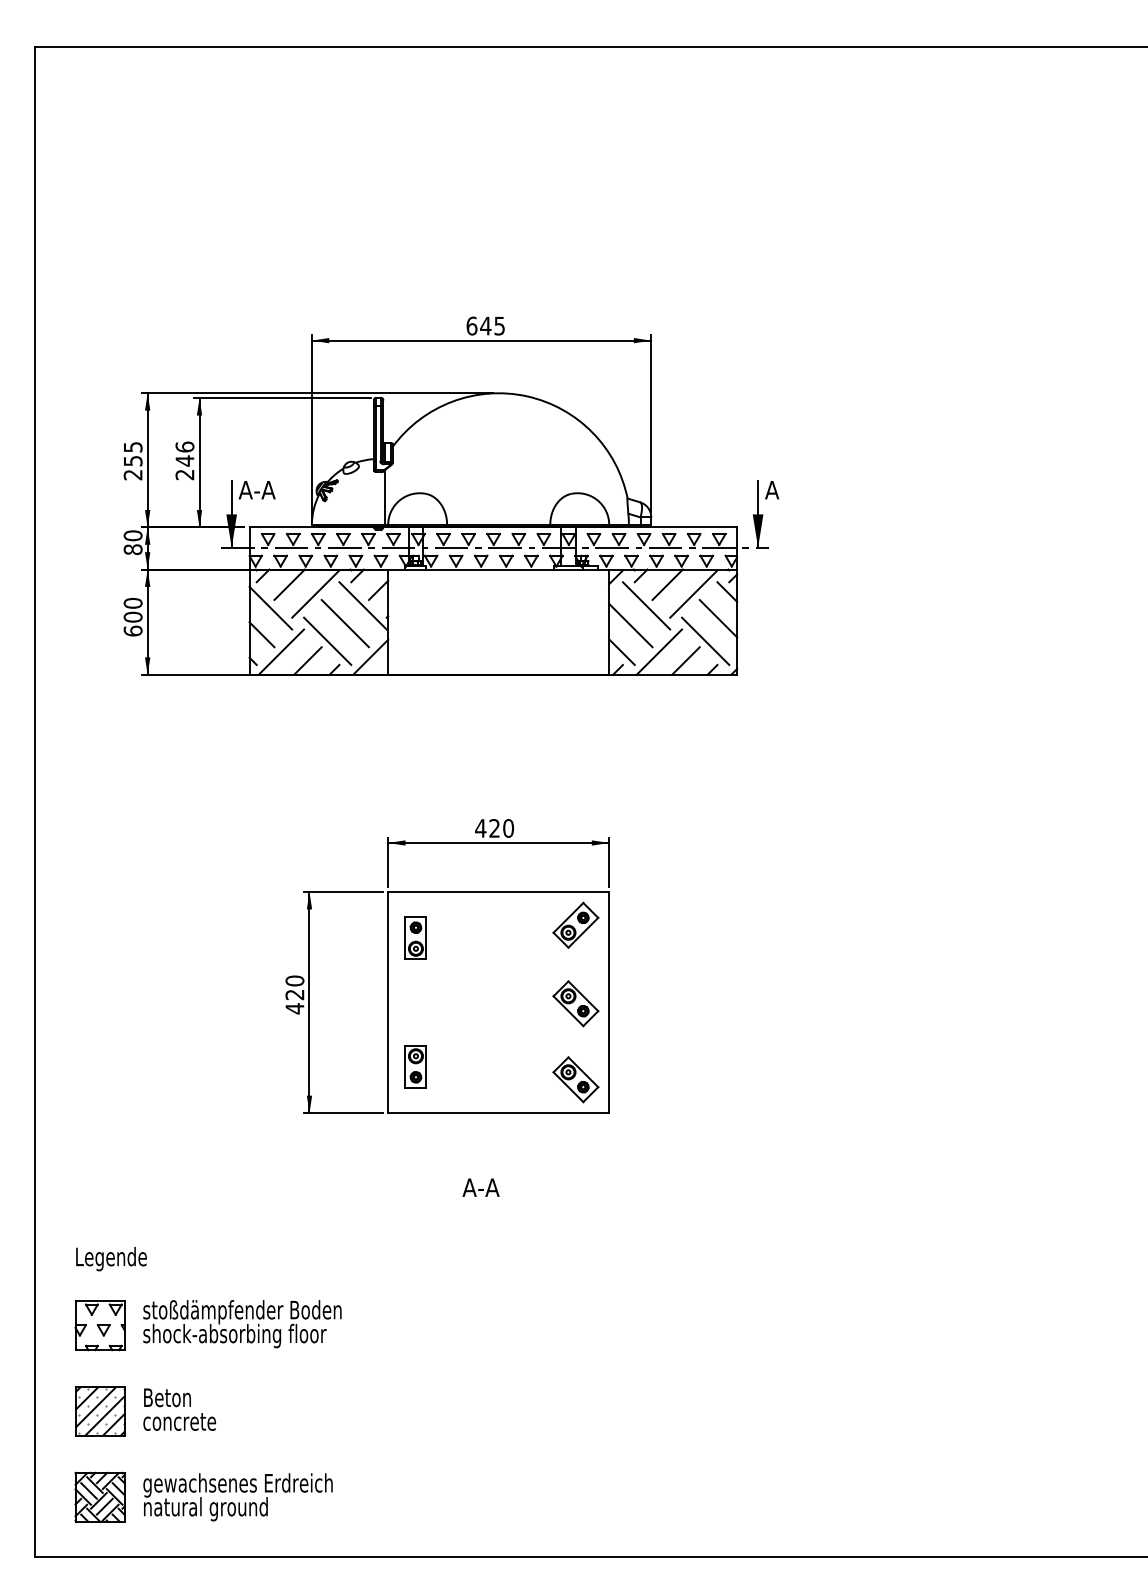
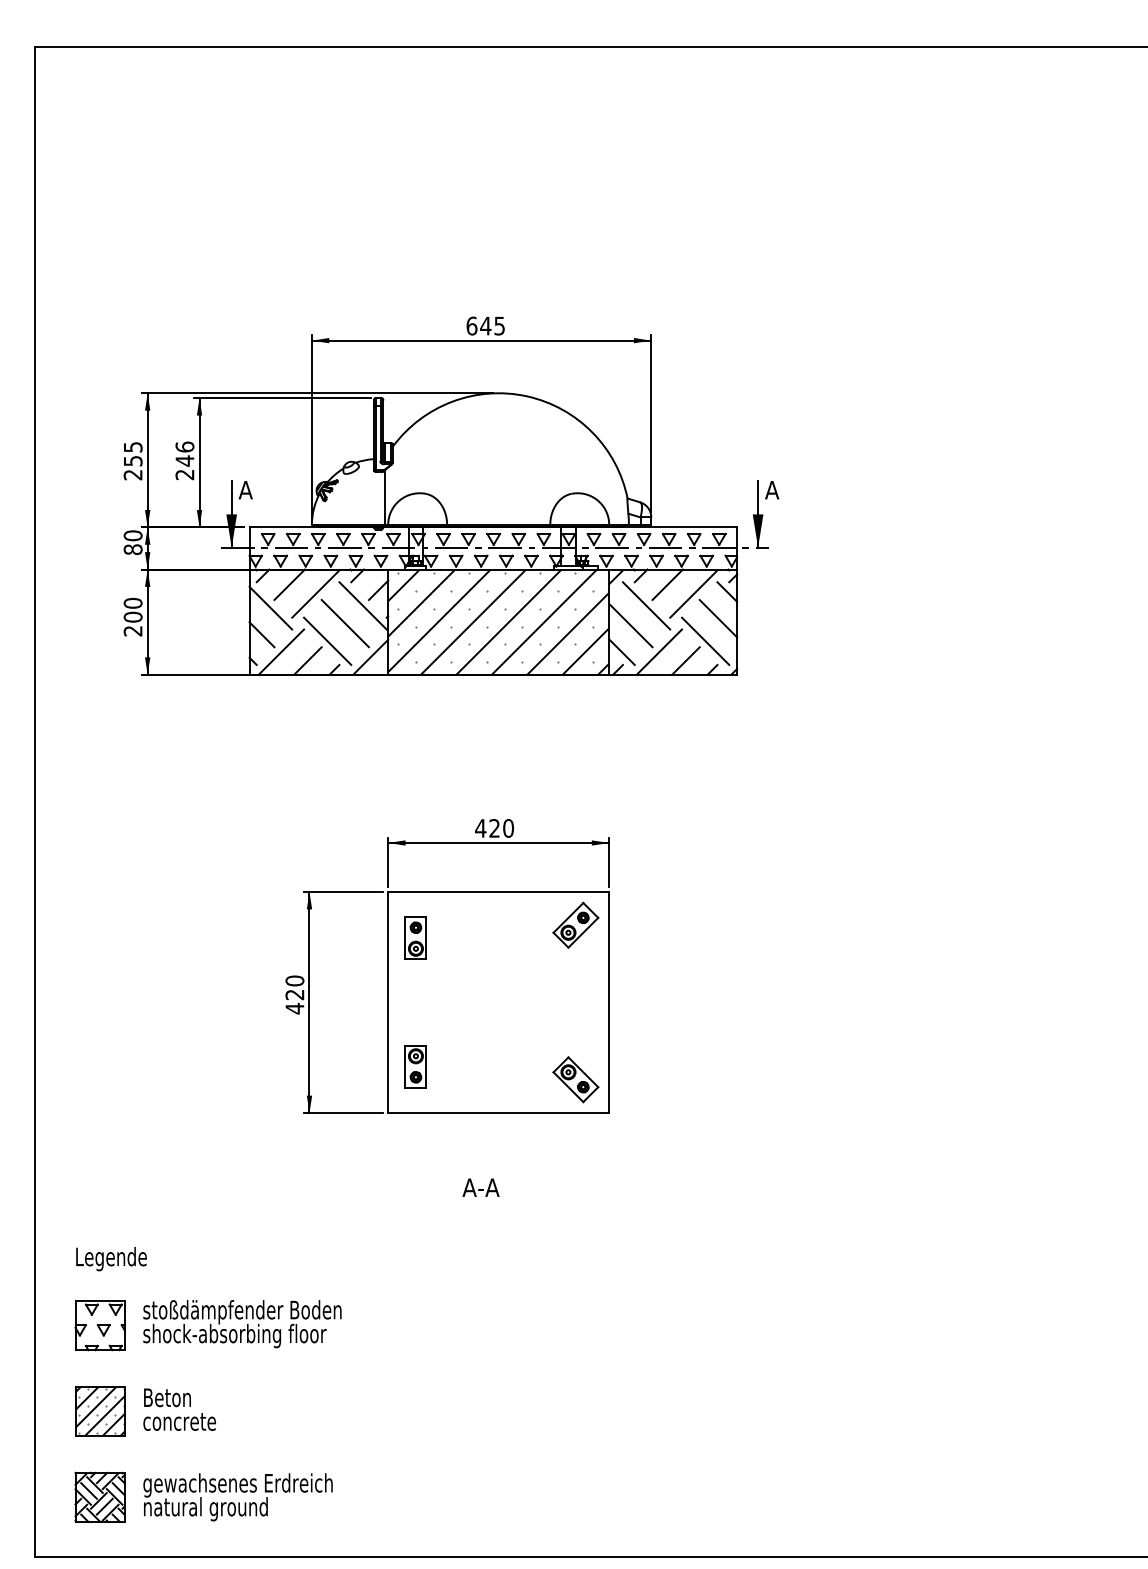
text: A-A -> A (264, 490)
hatch: none -> present (498, 621)
text: 600 -> 200 (132, 630)
part: present -> none (575, 1003)
